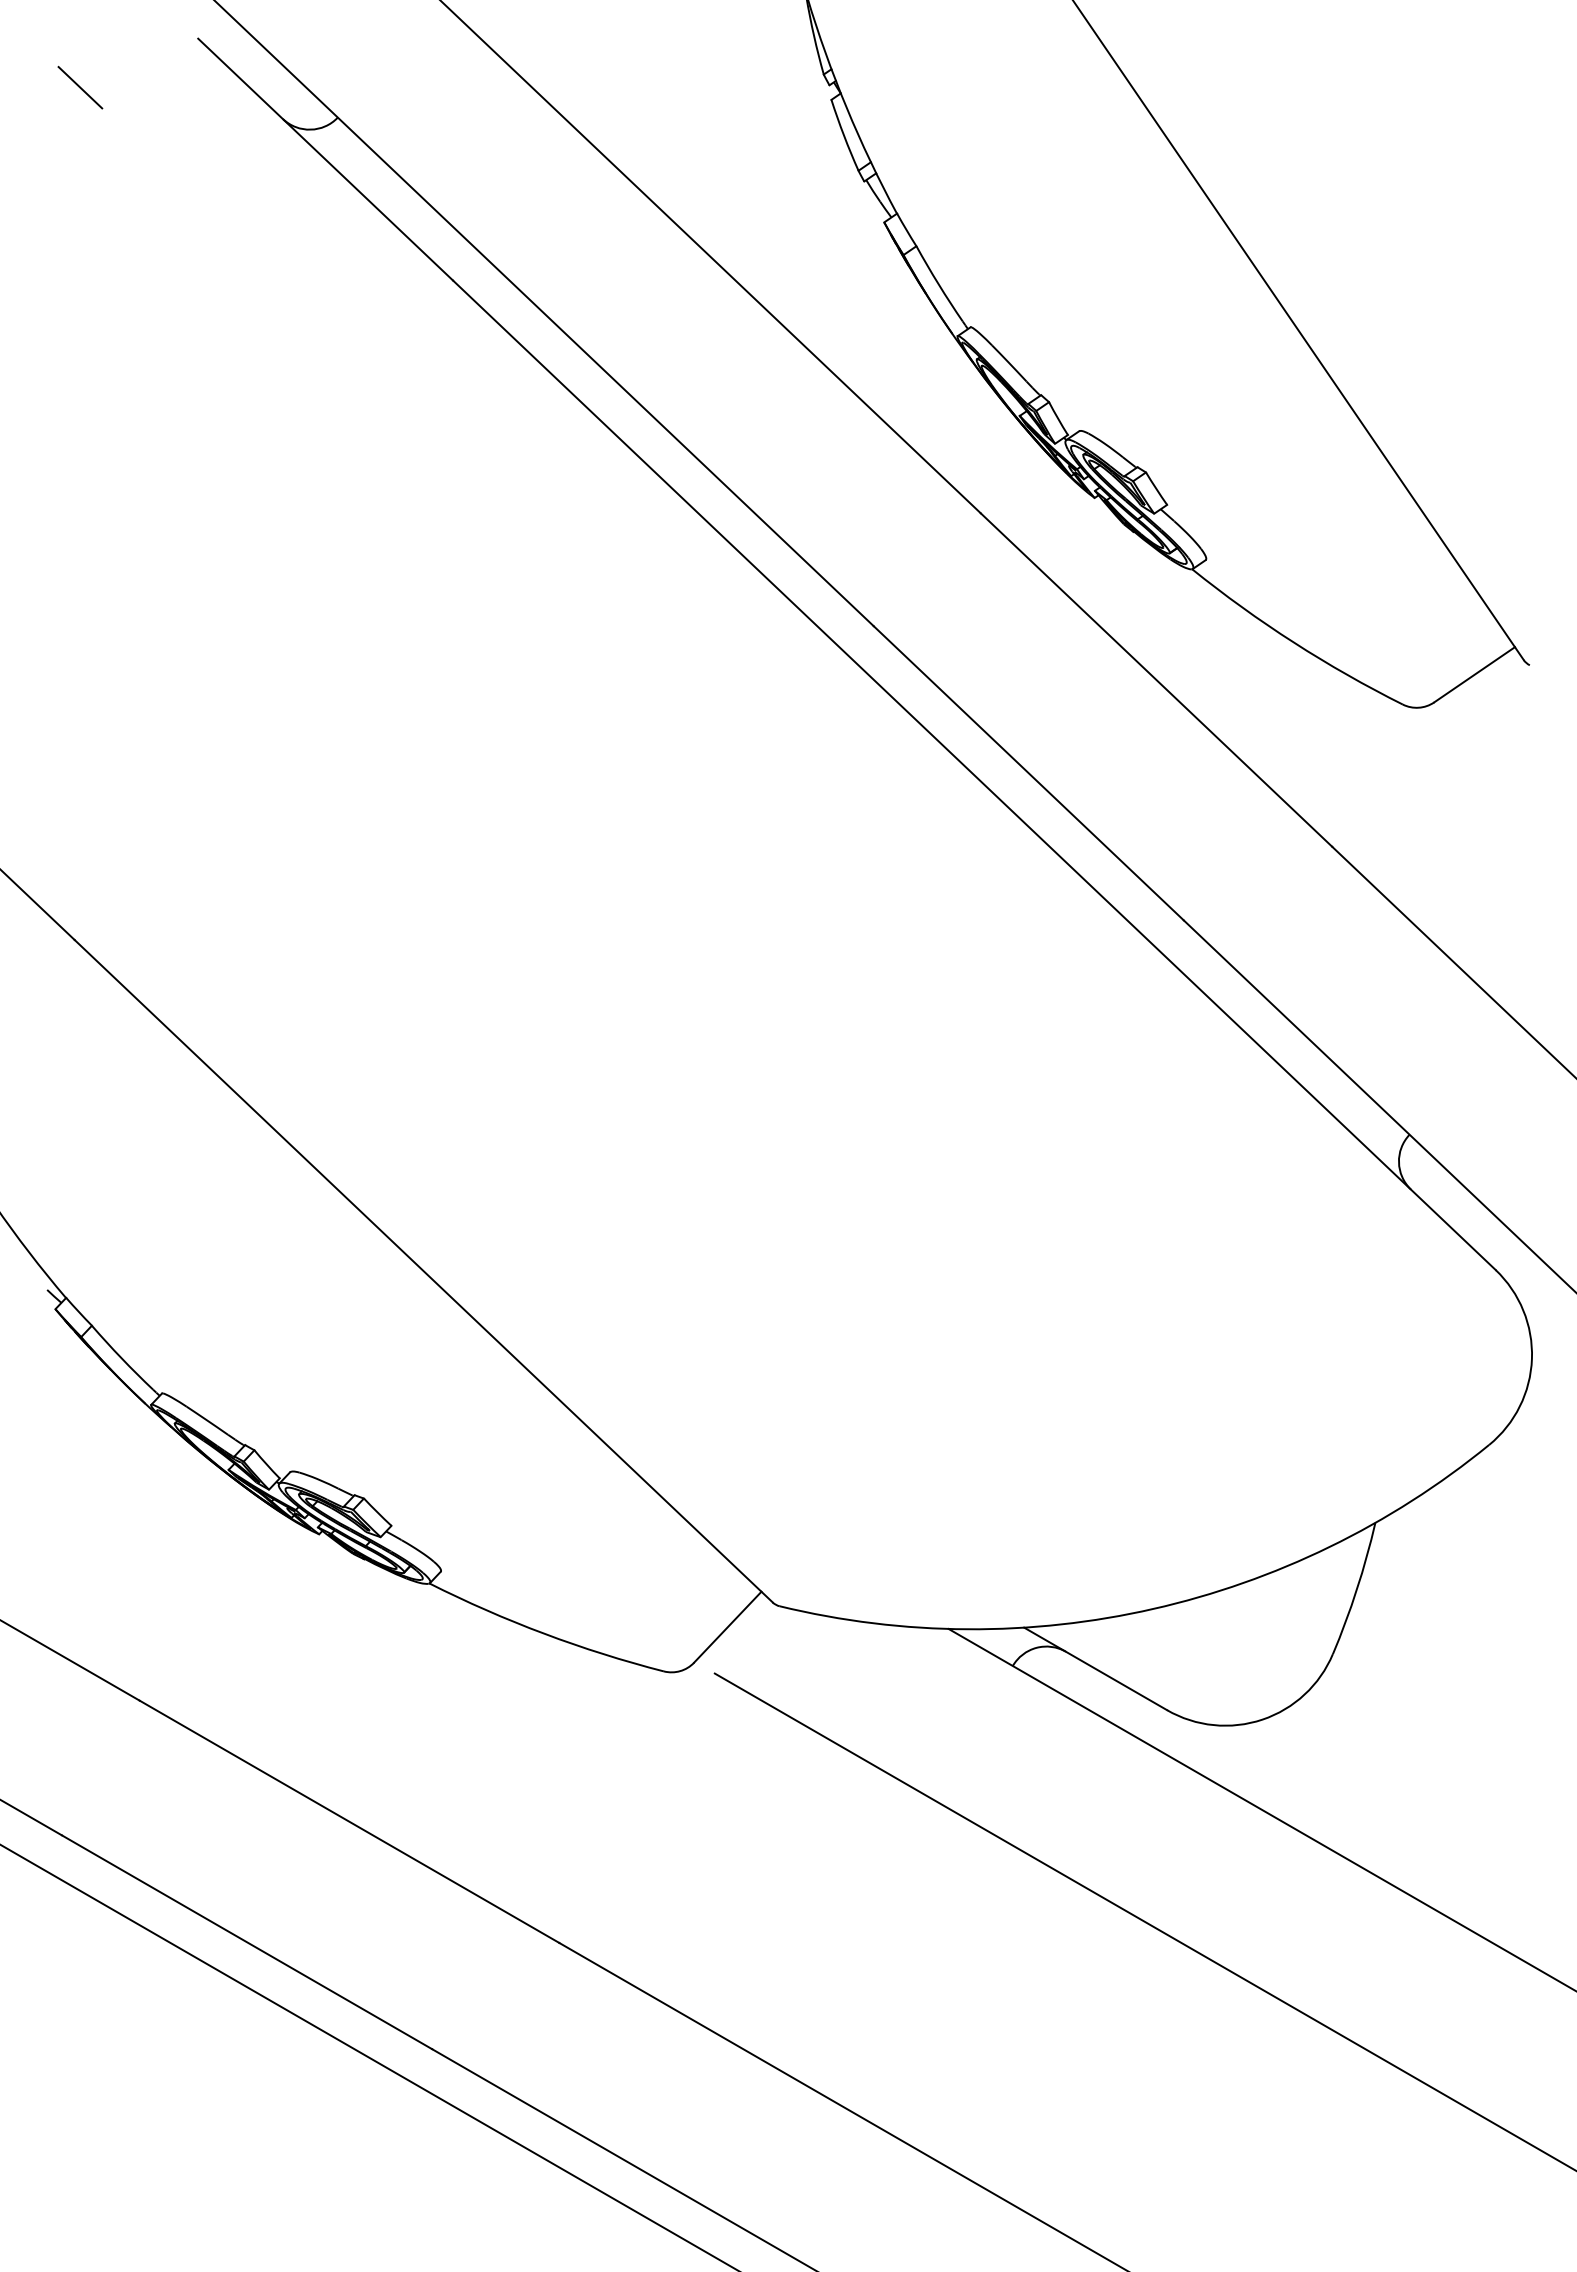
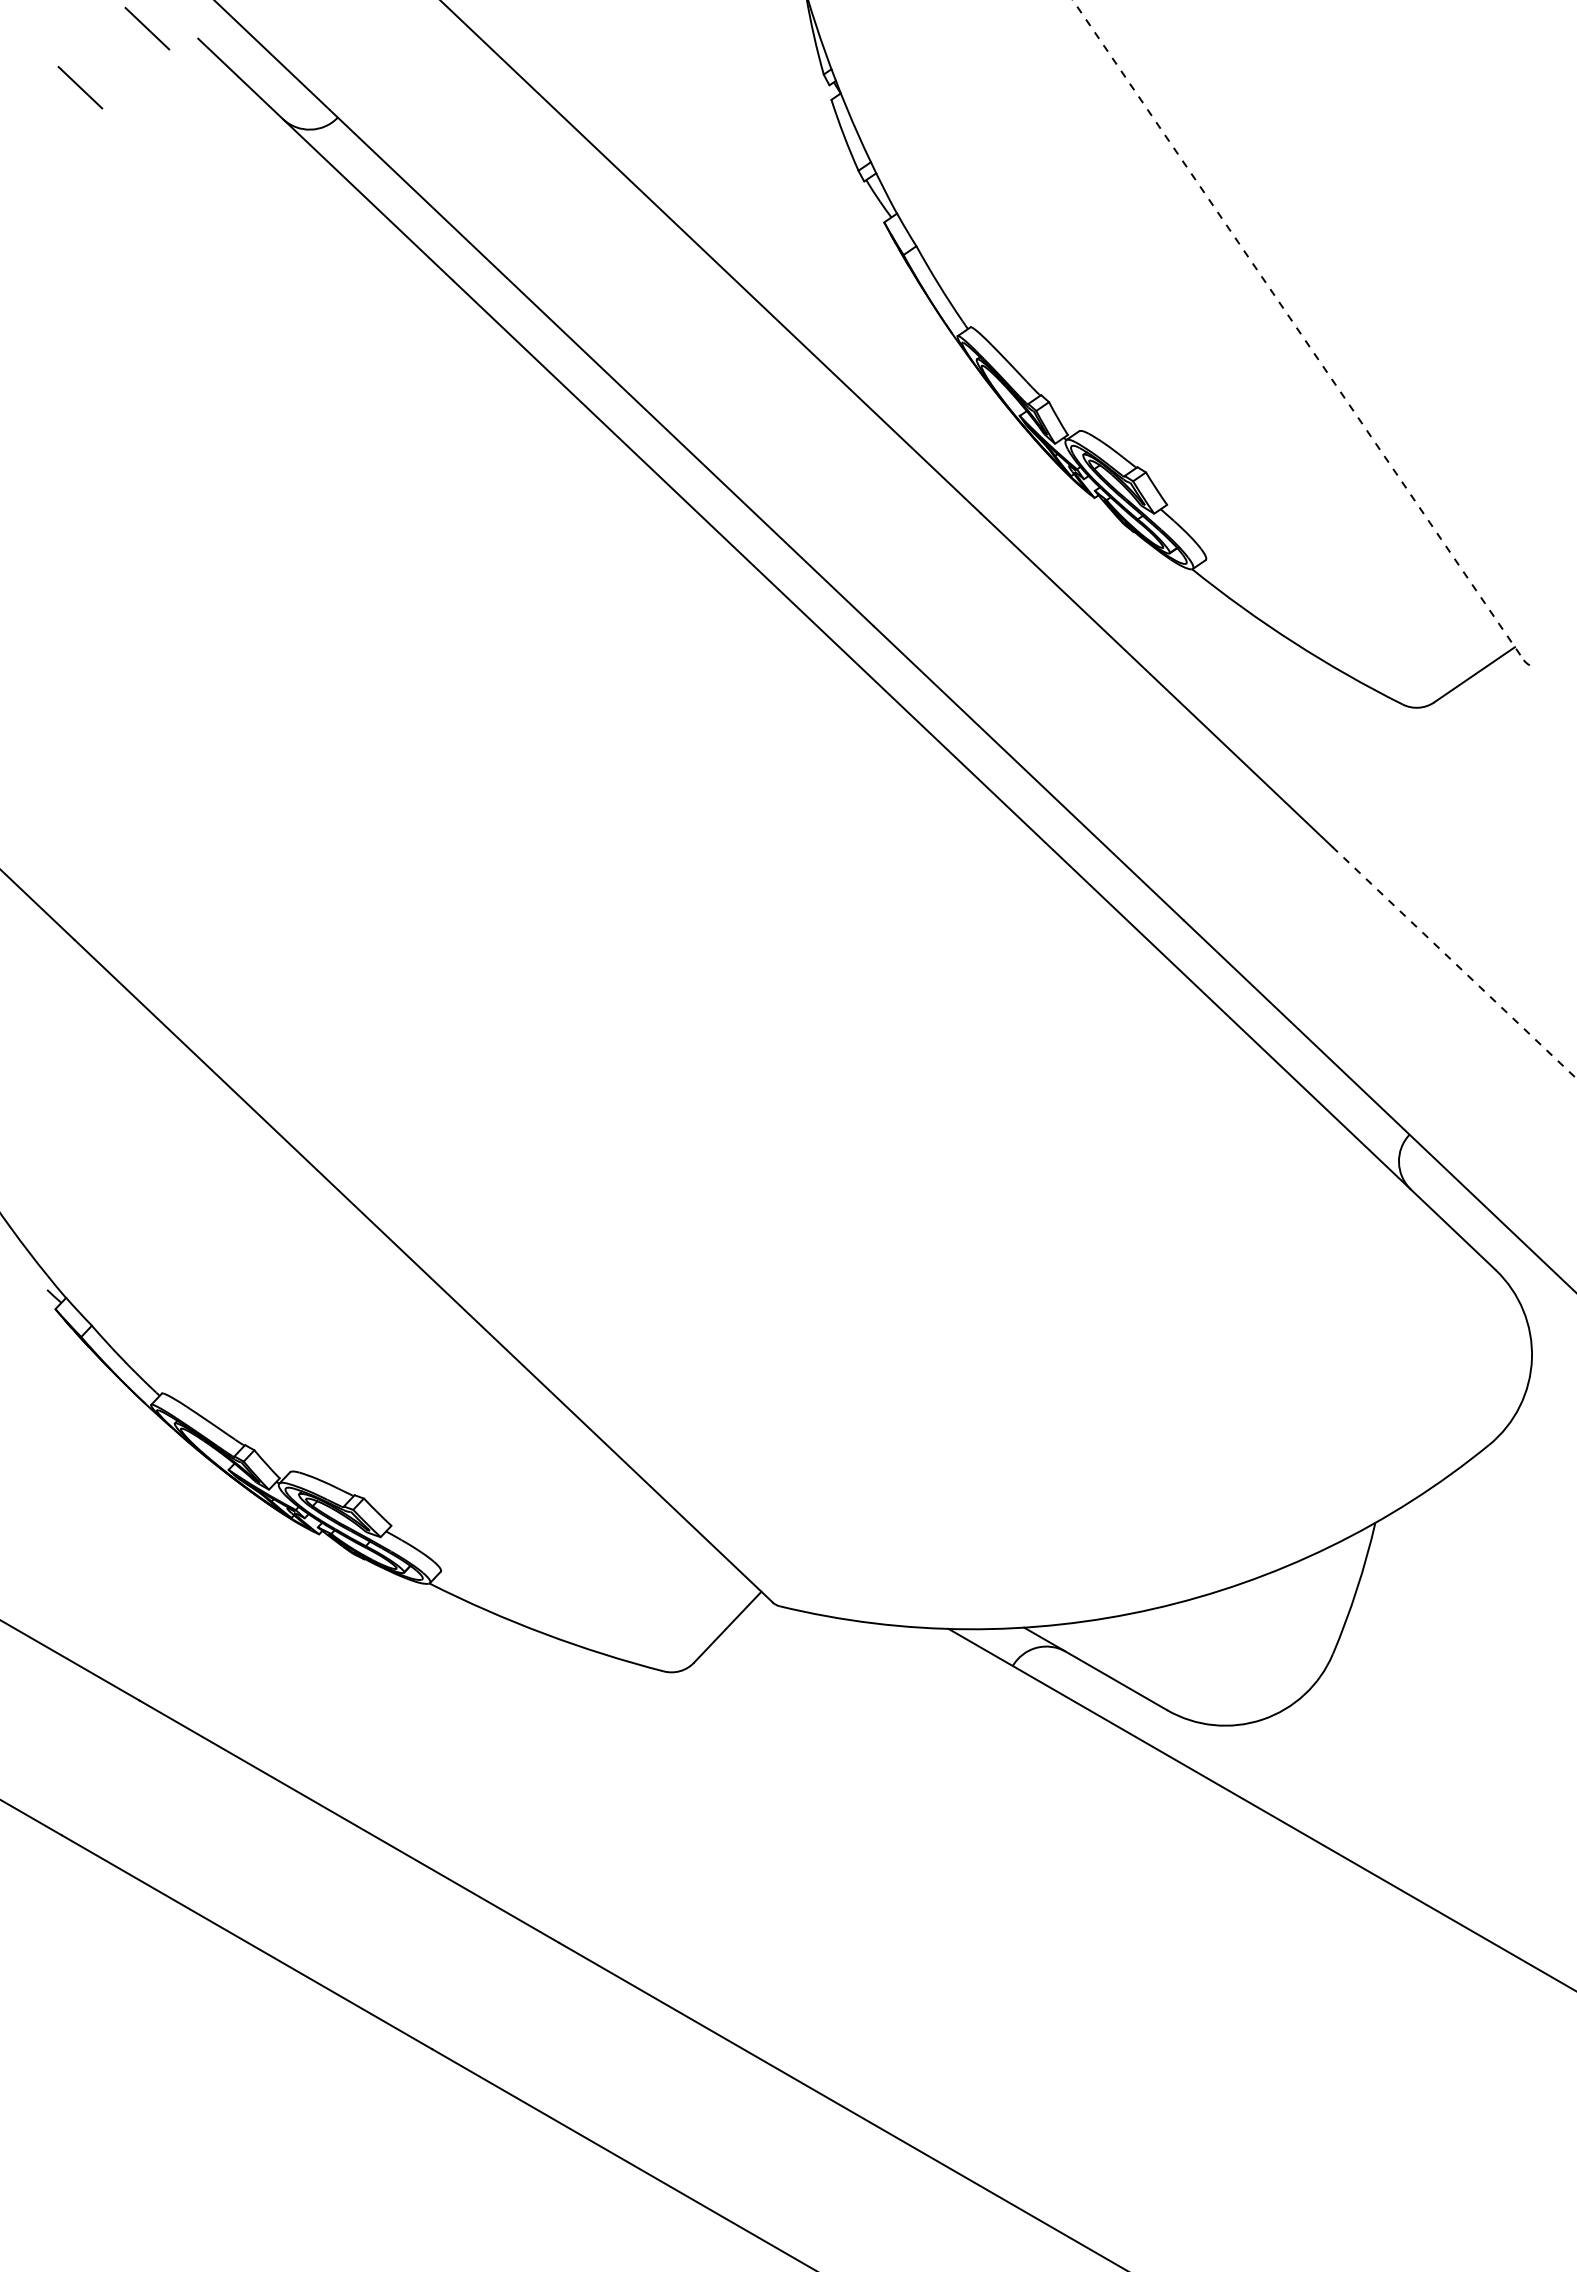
line: none -> present (147, 28)
line: solid -> dashed (1298, 330)
line: solid -> dashed (1454, 963)
line: present -> none (1143, 1921)
line: present -> none (368, 2057)
